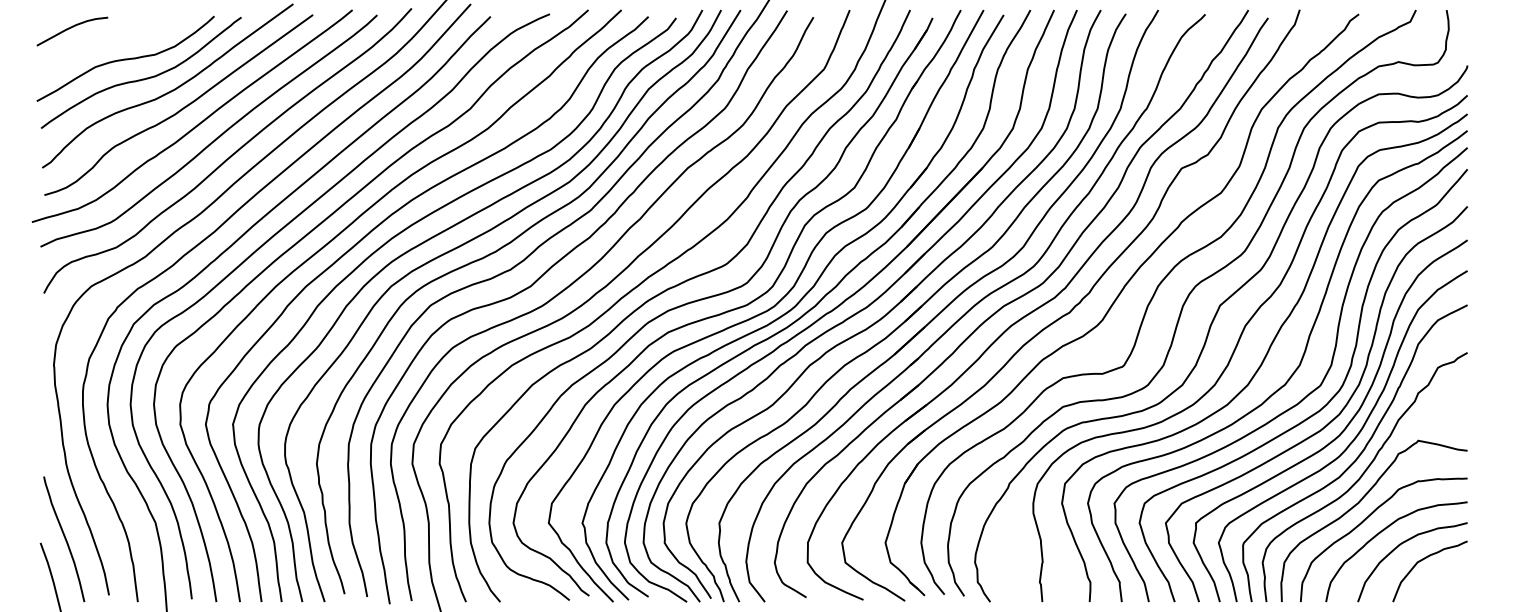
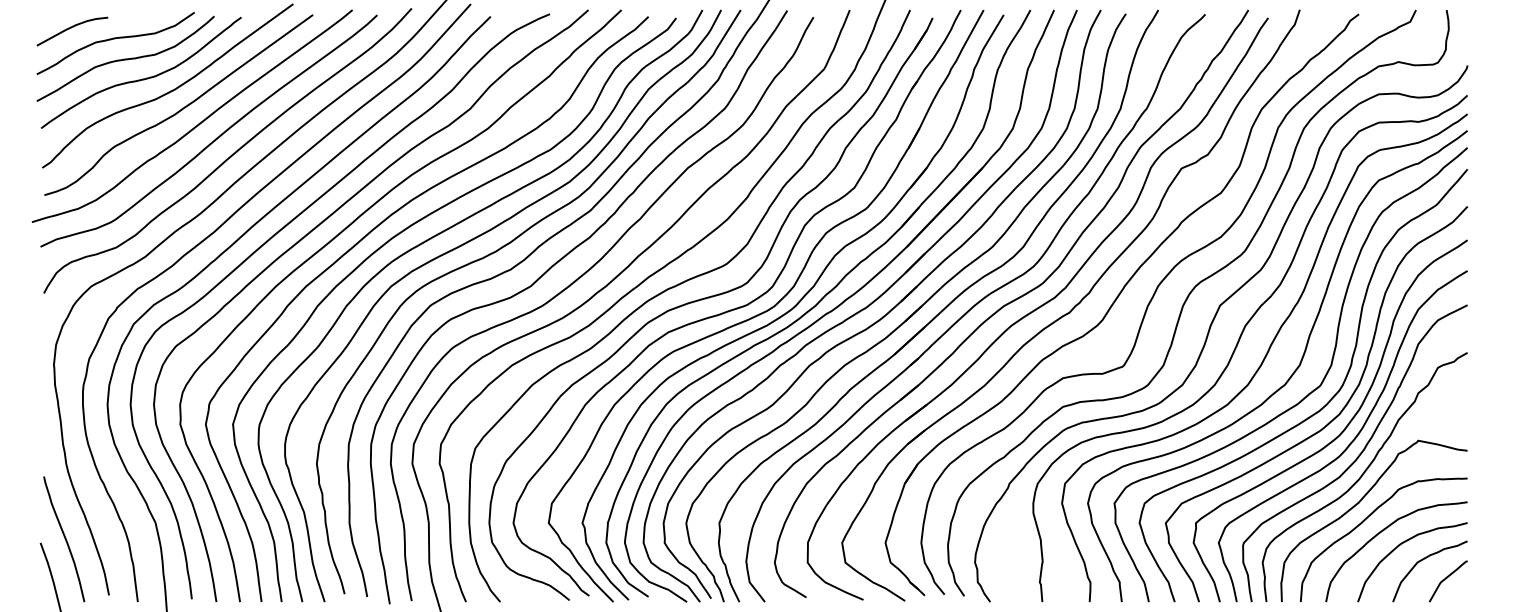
curve: none -> present (115, 39)
curve: none -> present (1446, 579)
